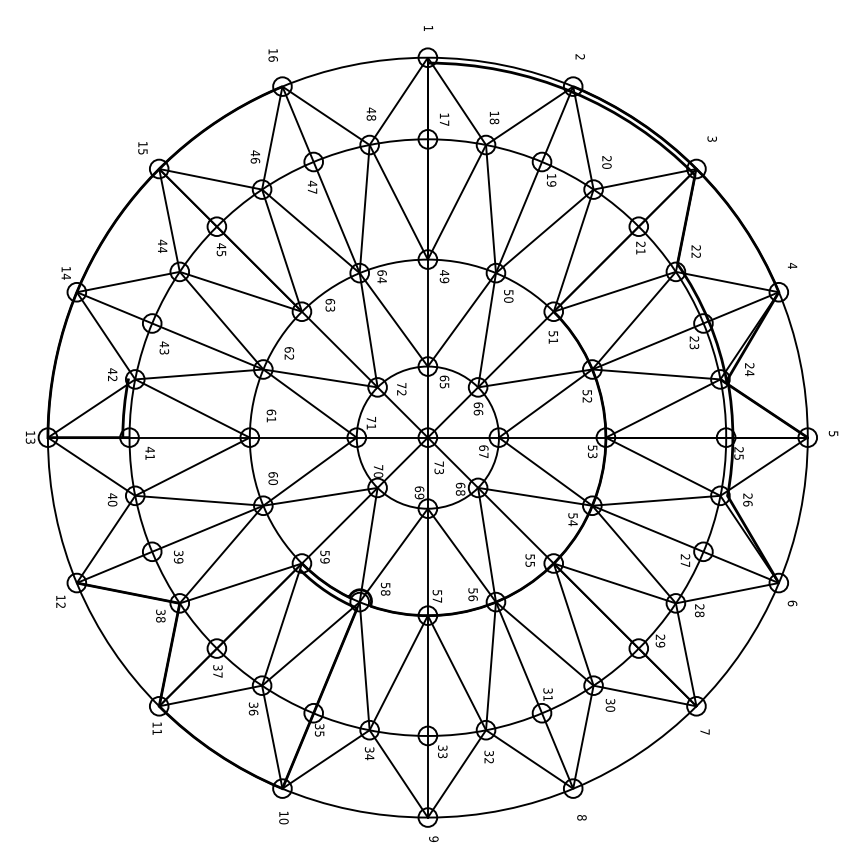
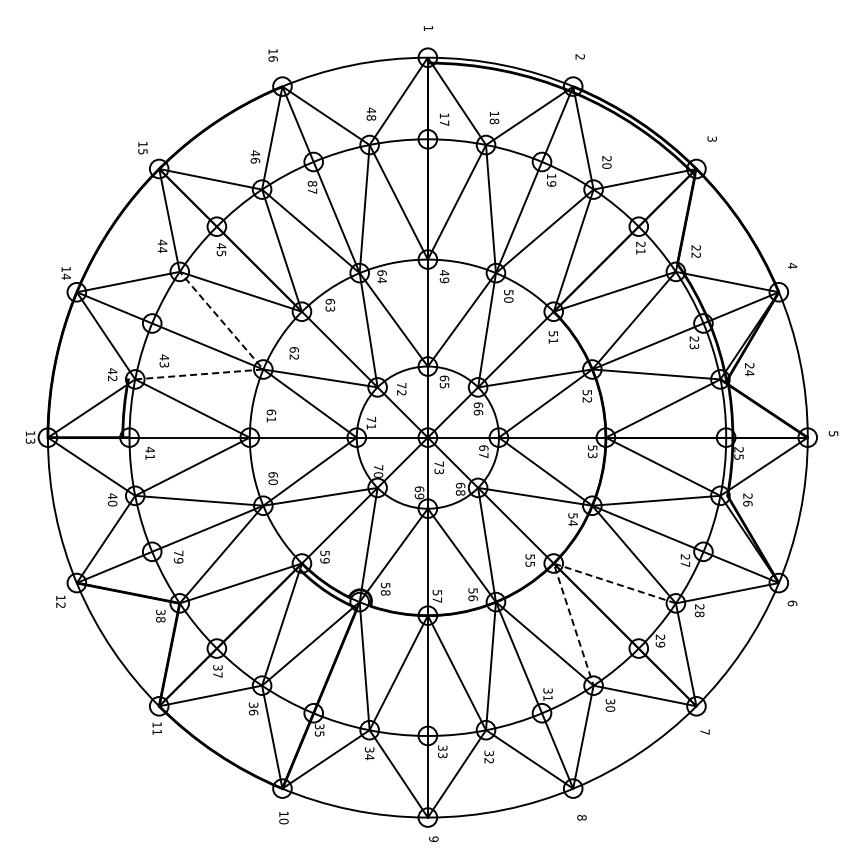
text: 47 -> 87 (312, 183)
text position: (164, 347) -> (164, 360) (164, 360)
text position: (289, 353) -> (294, 353) (294, 353)
line: solid -> dashed (263, 369)
text: 39 -> 79 (178, 553)
line: solid -> dashed (553, 563)
